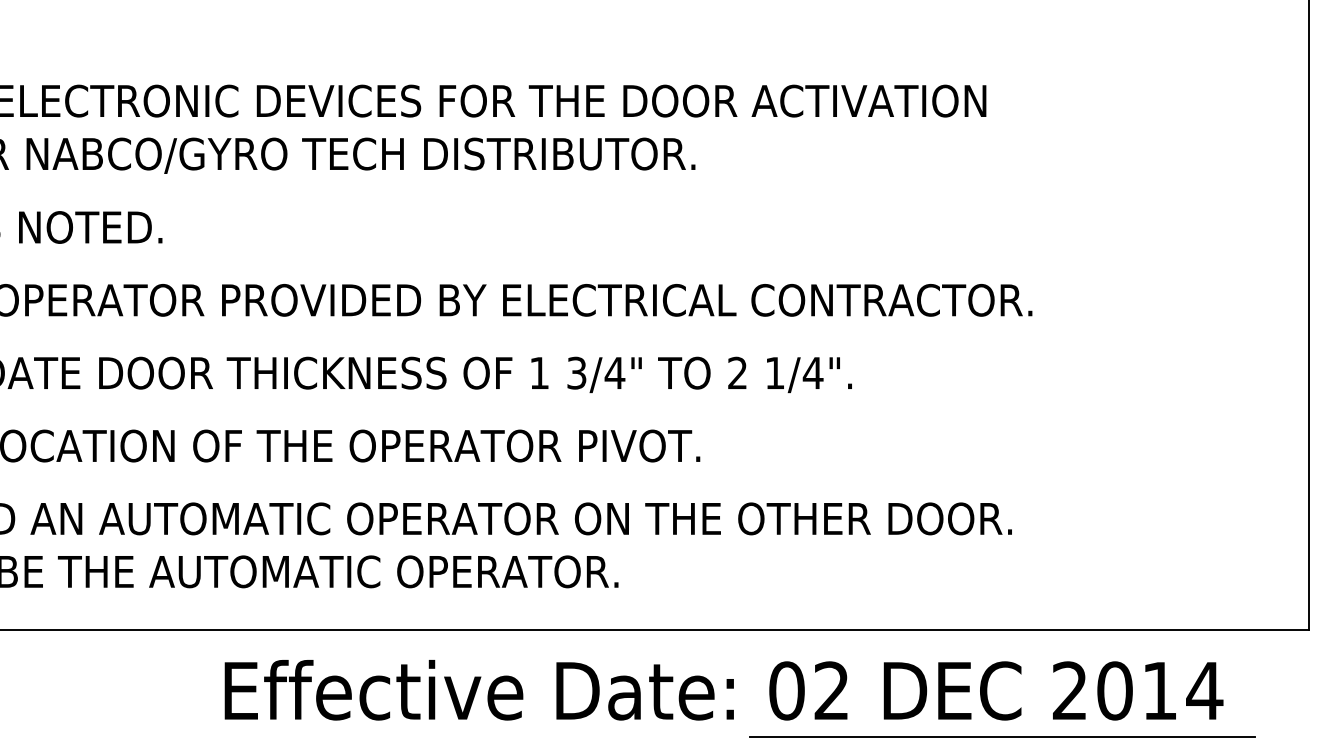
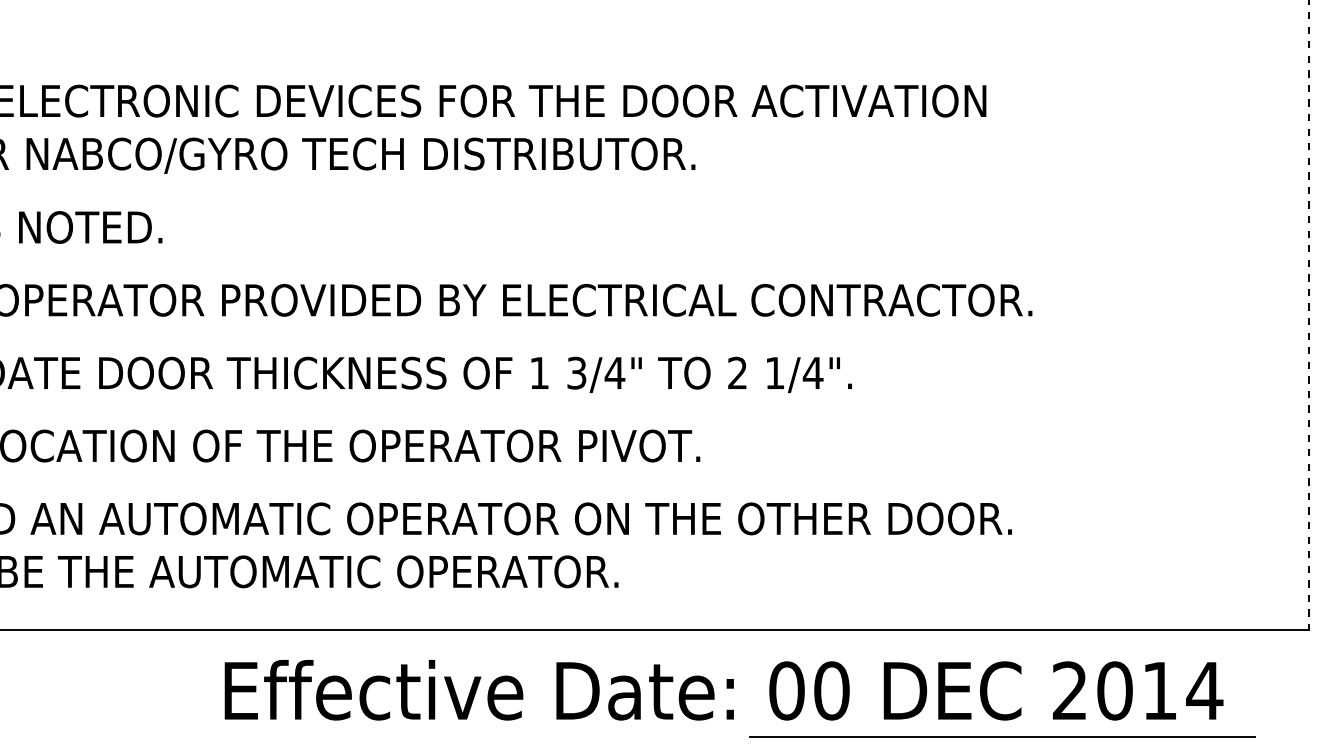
line: solid -> dashed (1308, 315)
text: 02 -> 00 (831, 690)
